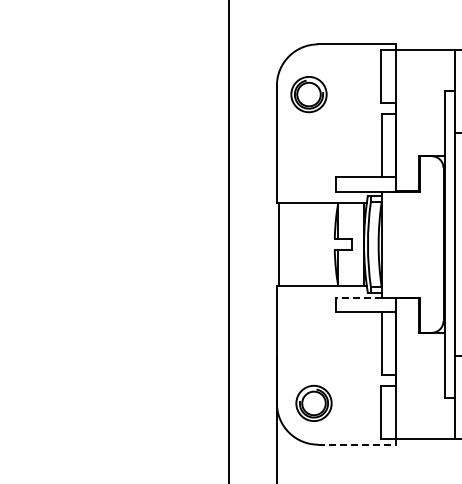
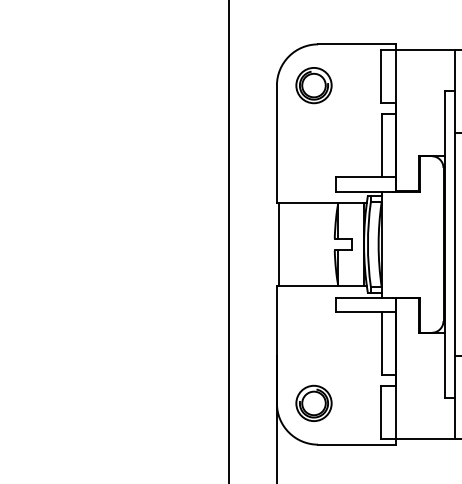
part position: (308, 94) -> (313, 85) (313, 85)
line: dashed -> solid (358, 297)
line: dashed -> solid (356, 444)
